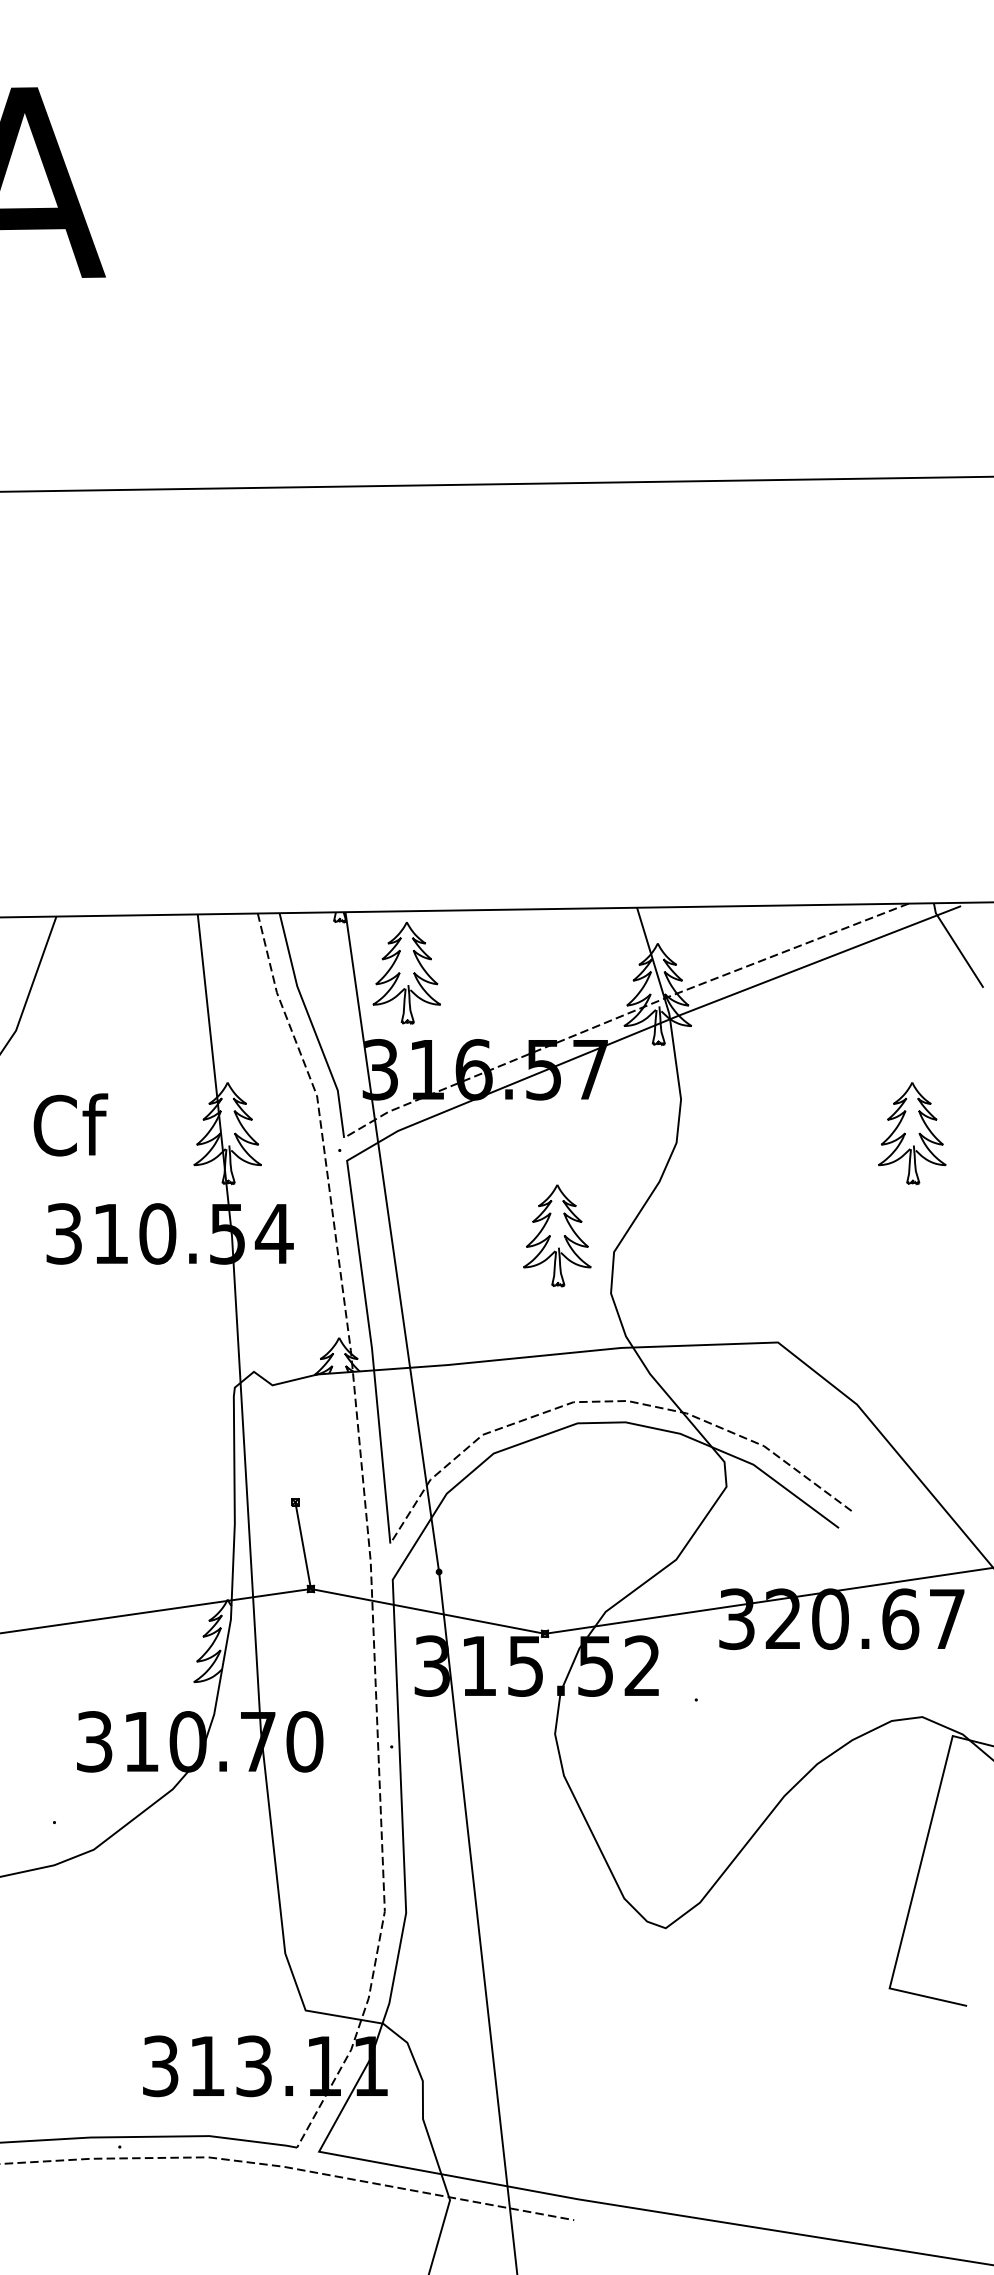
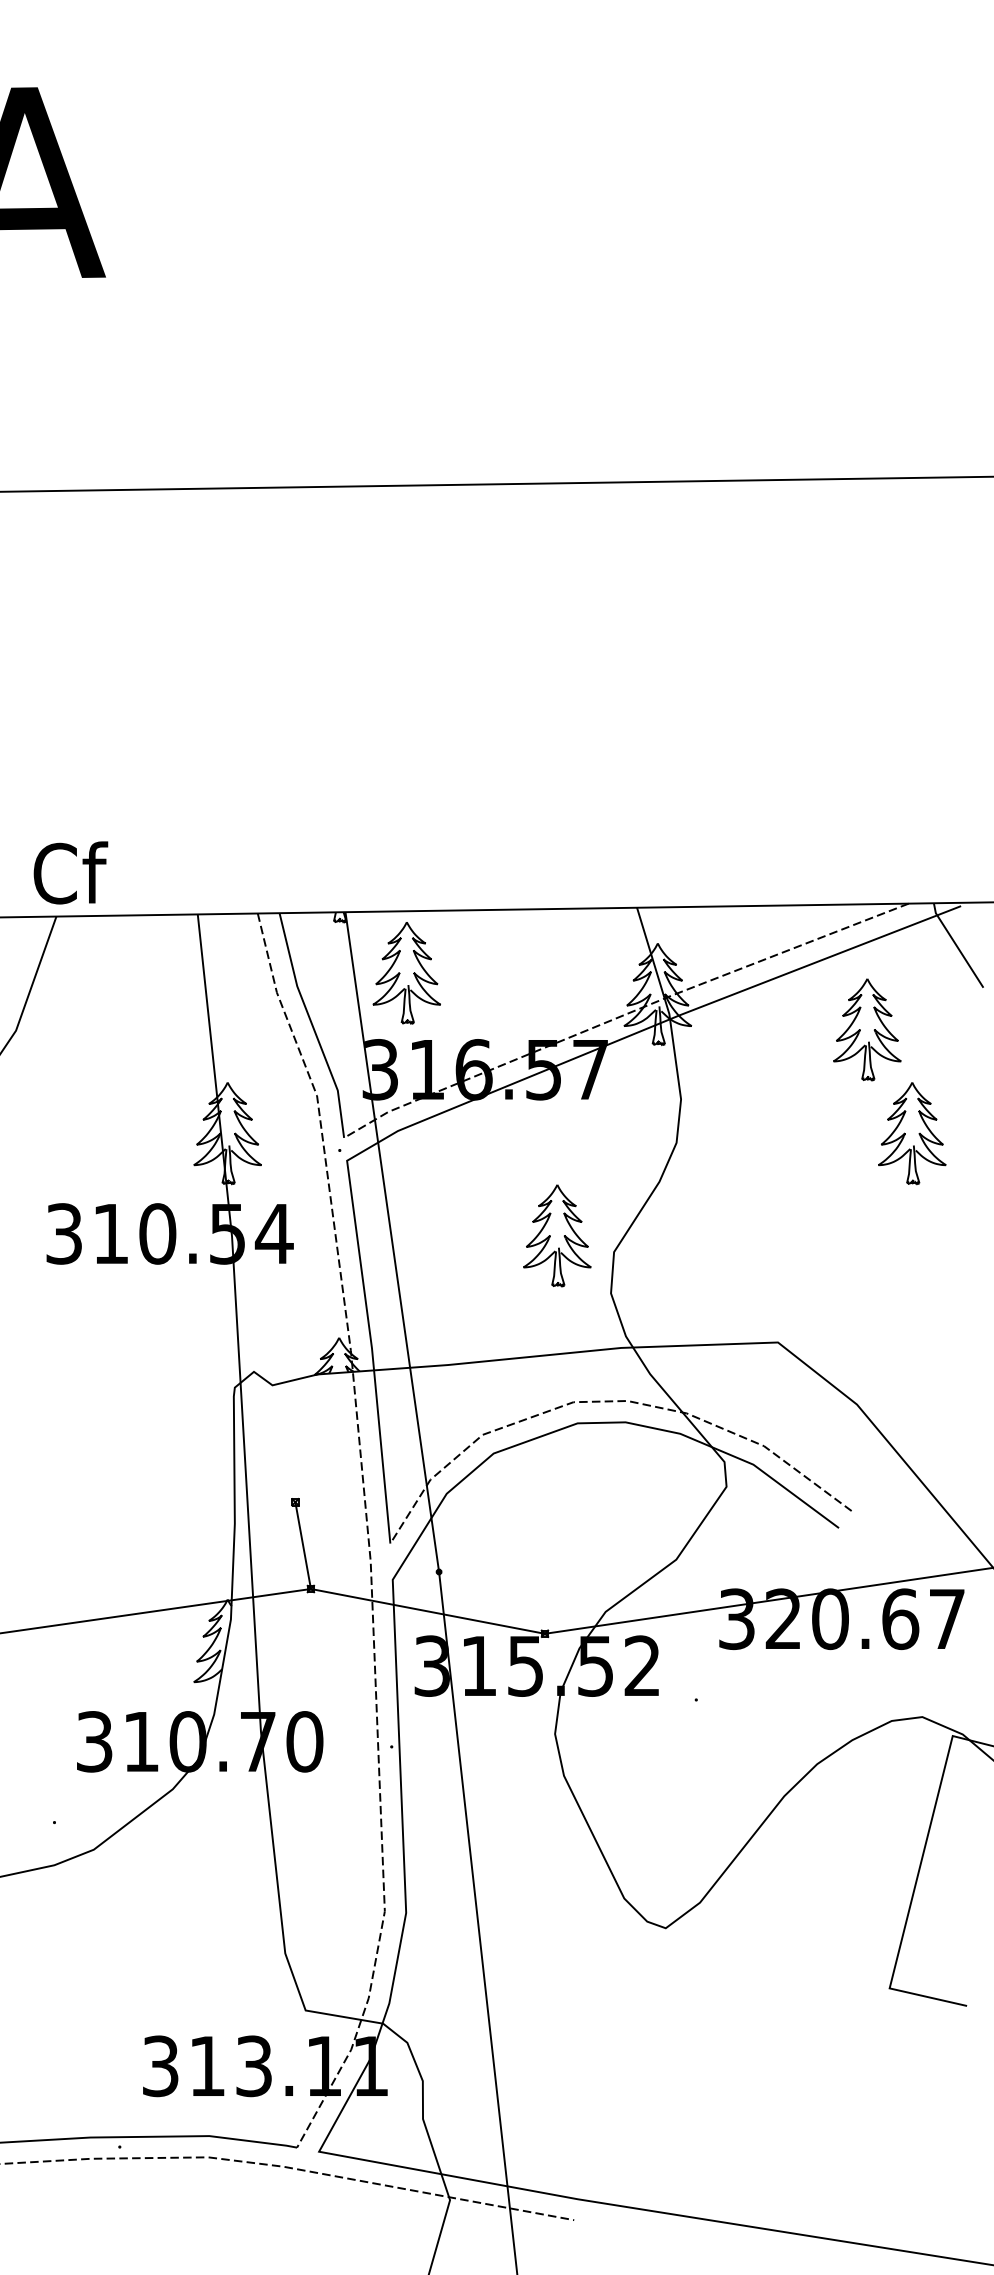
part: none -> present (867, 1029)
text position: (70, 1124) -> (70, 872) (70, 872)
